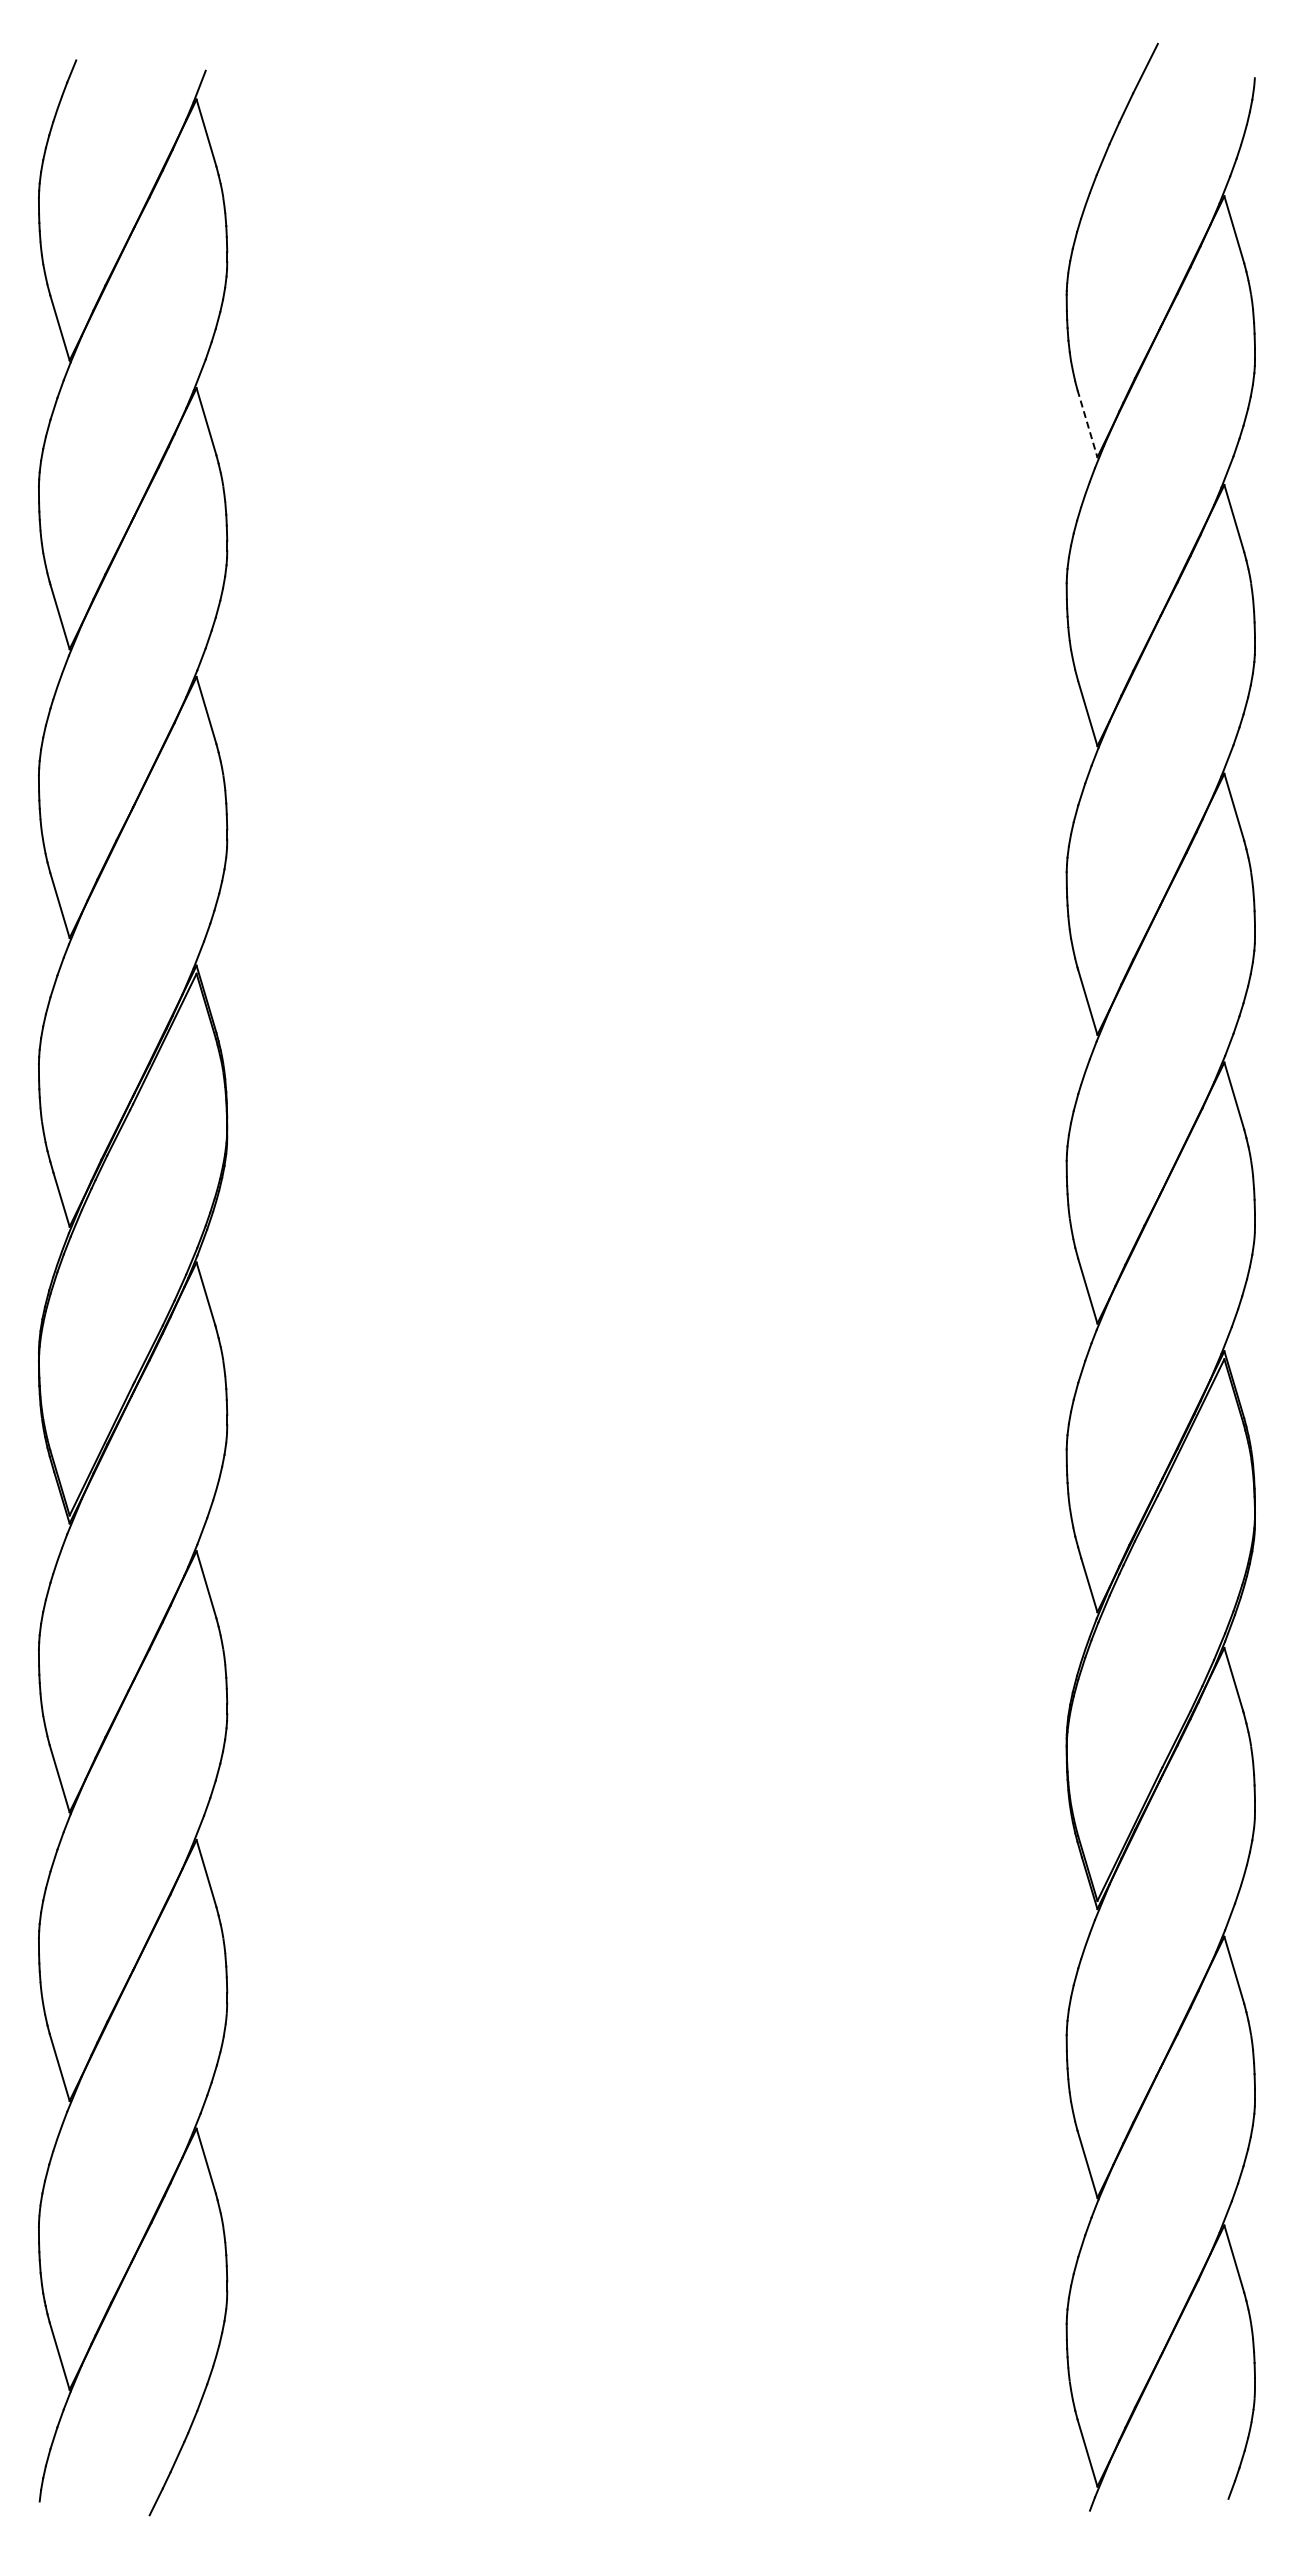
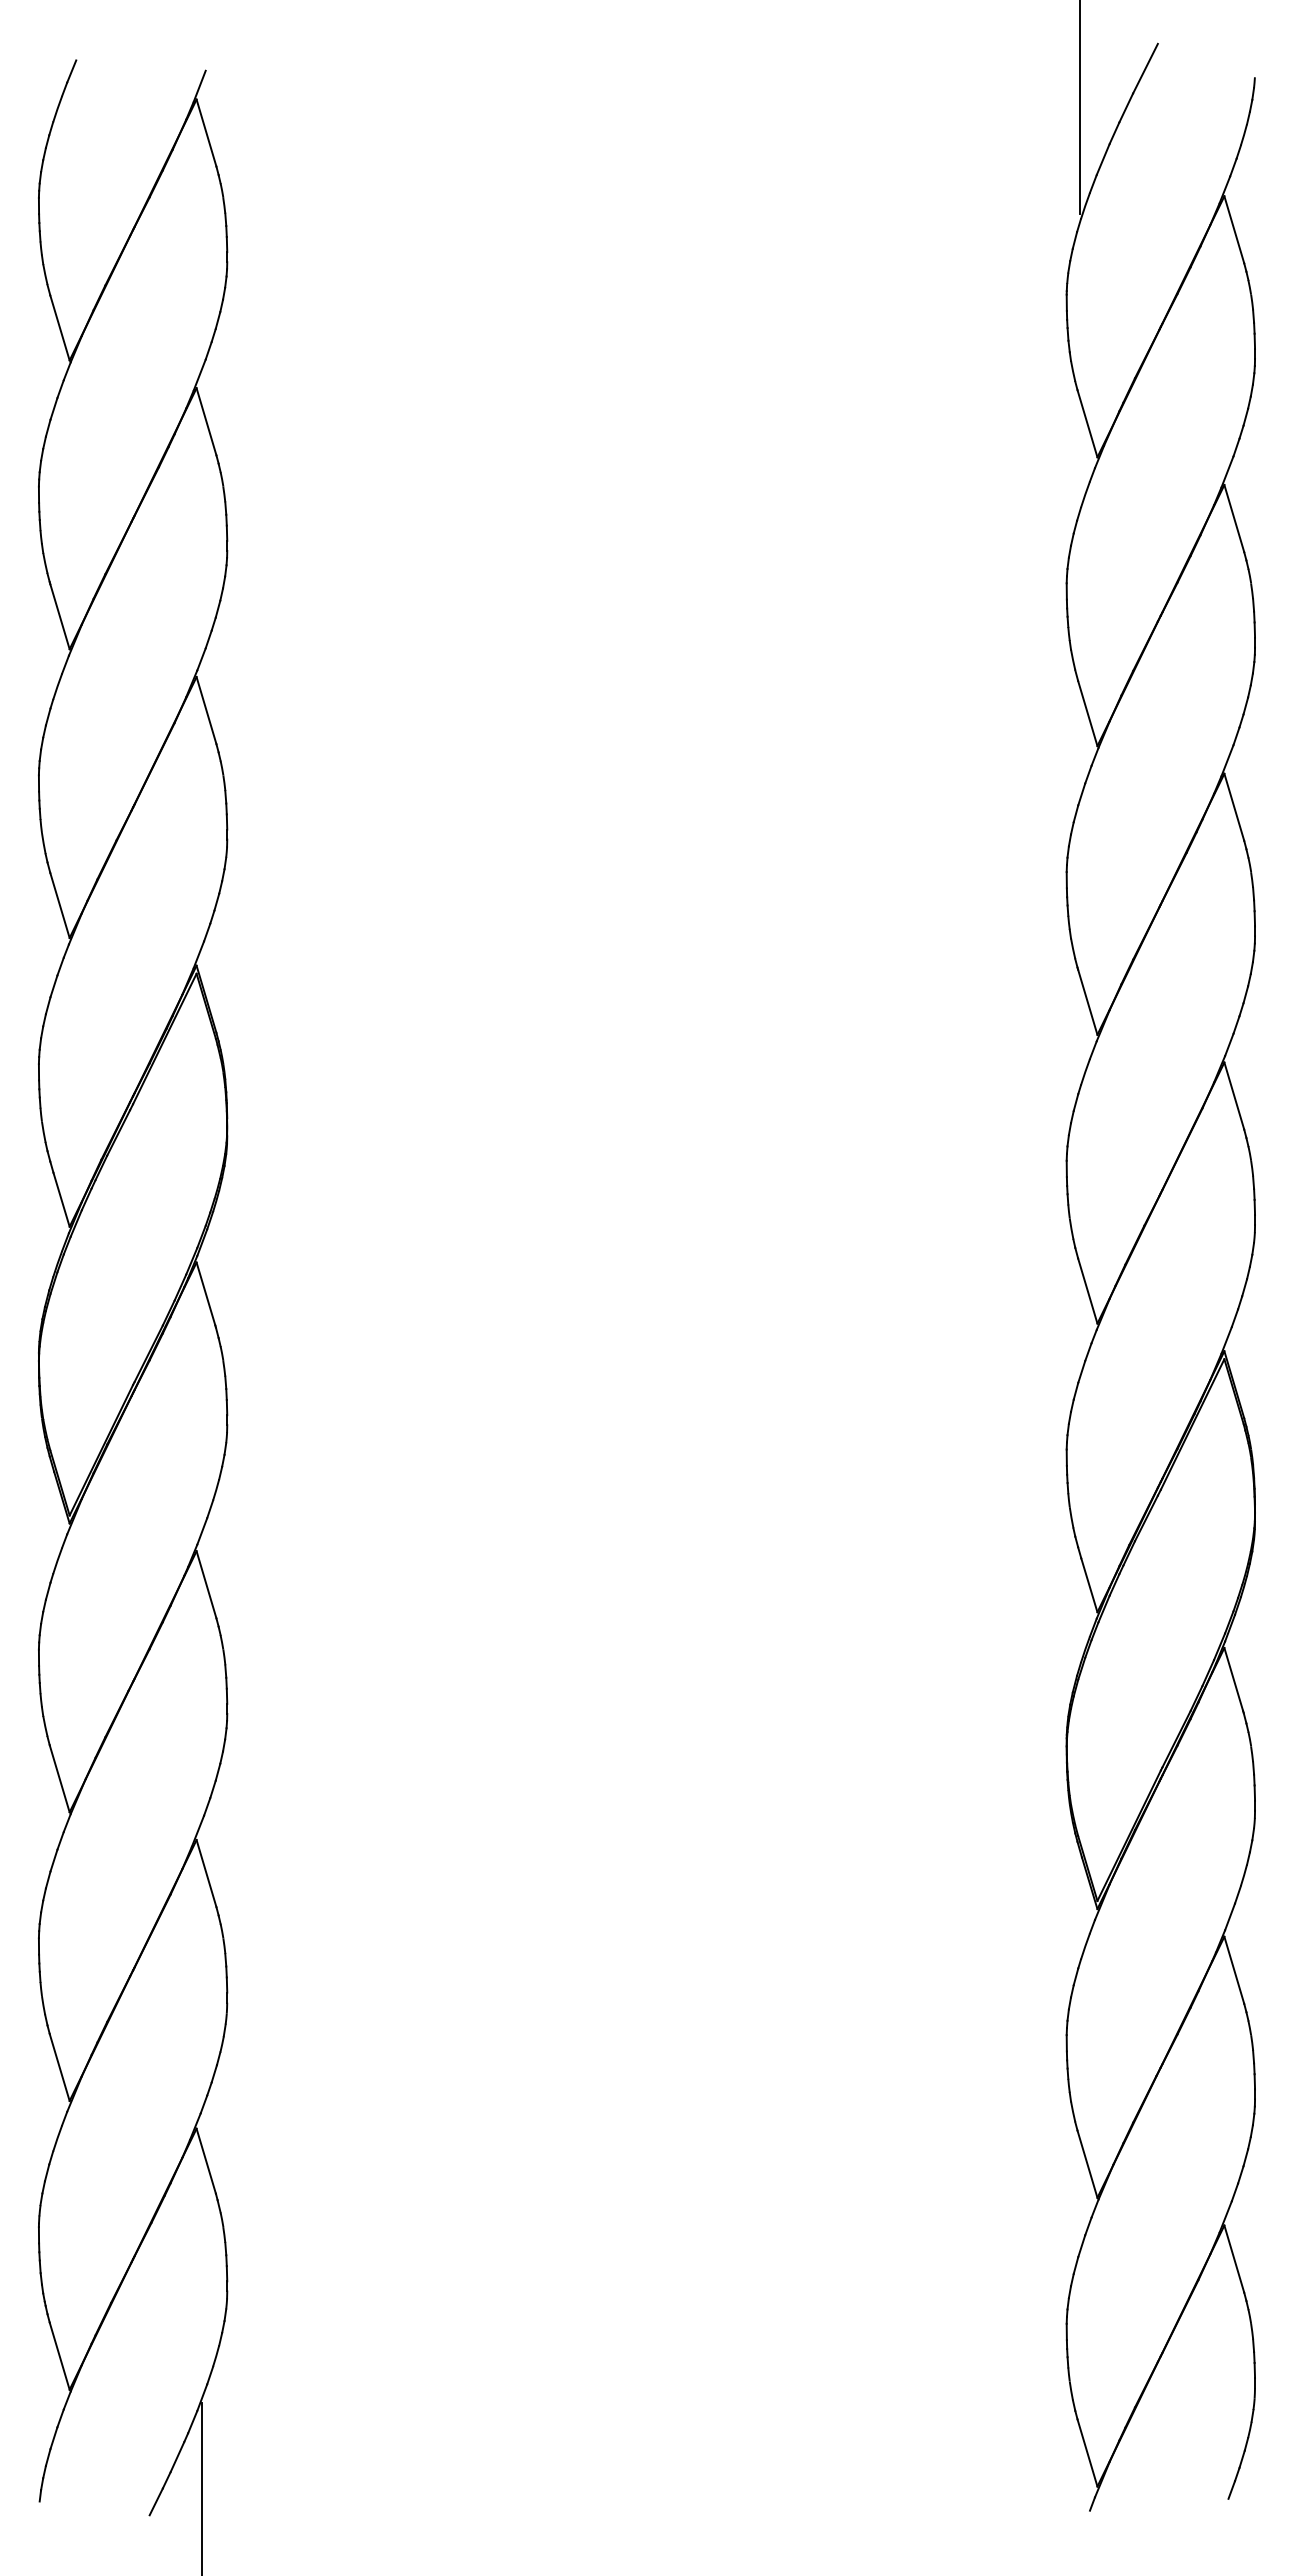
line: none -> present (1080, 108)
line: dashed -> solid (1087, 424)
line: none -> present (201, 2487)
